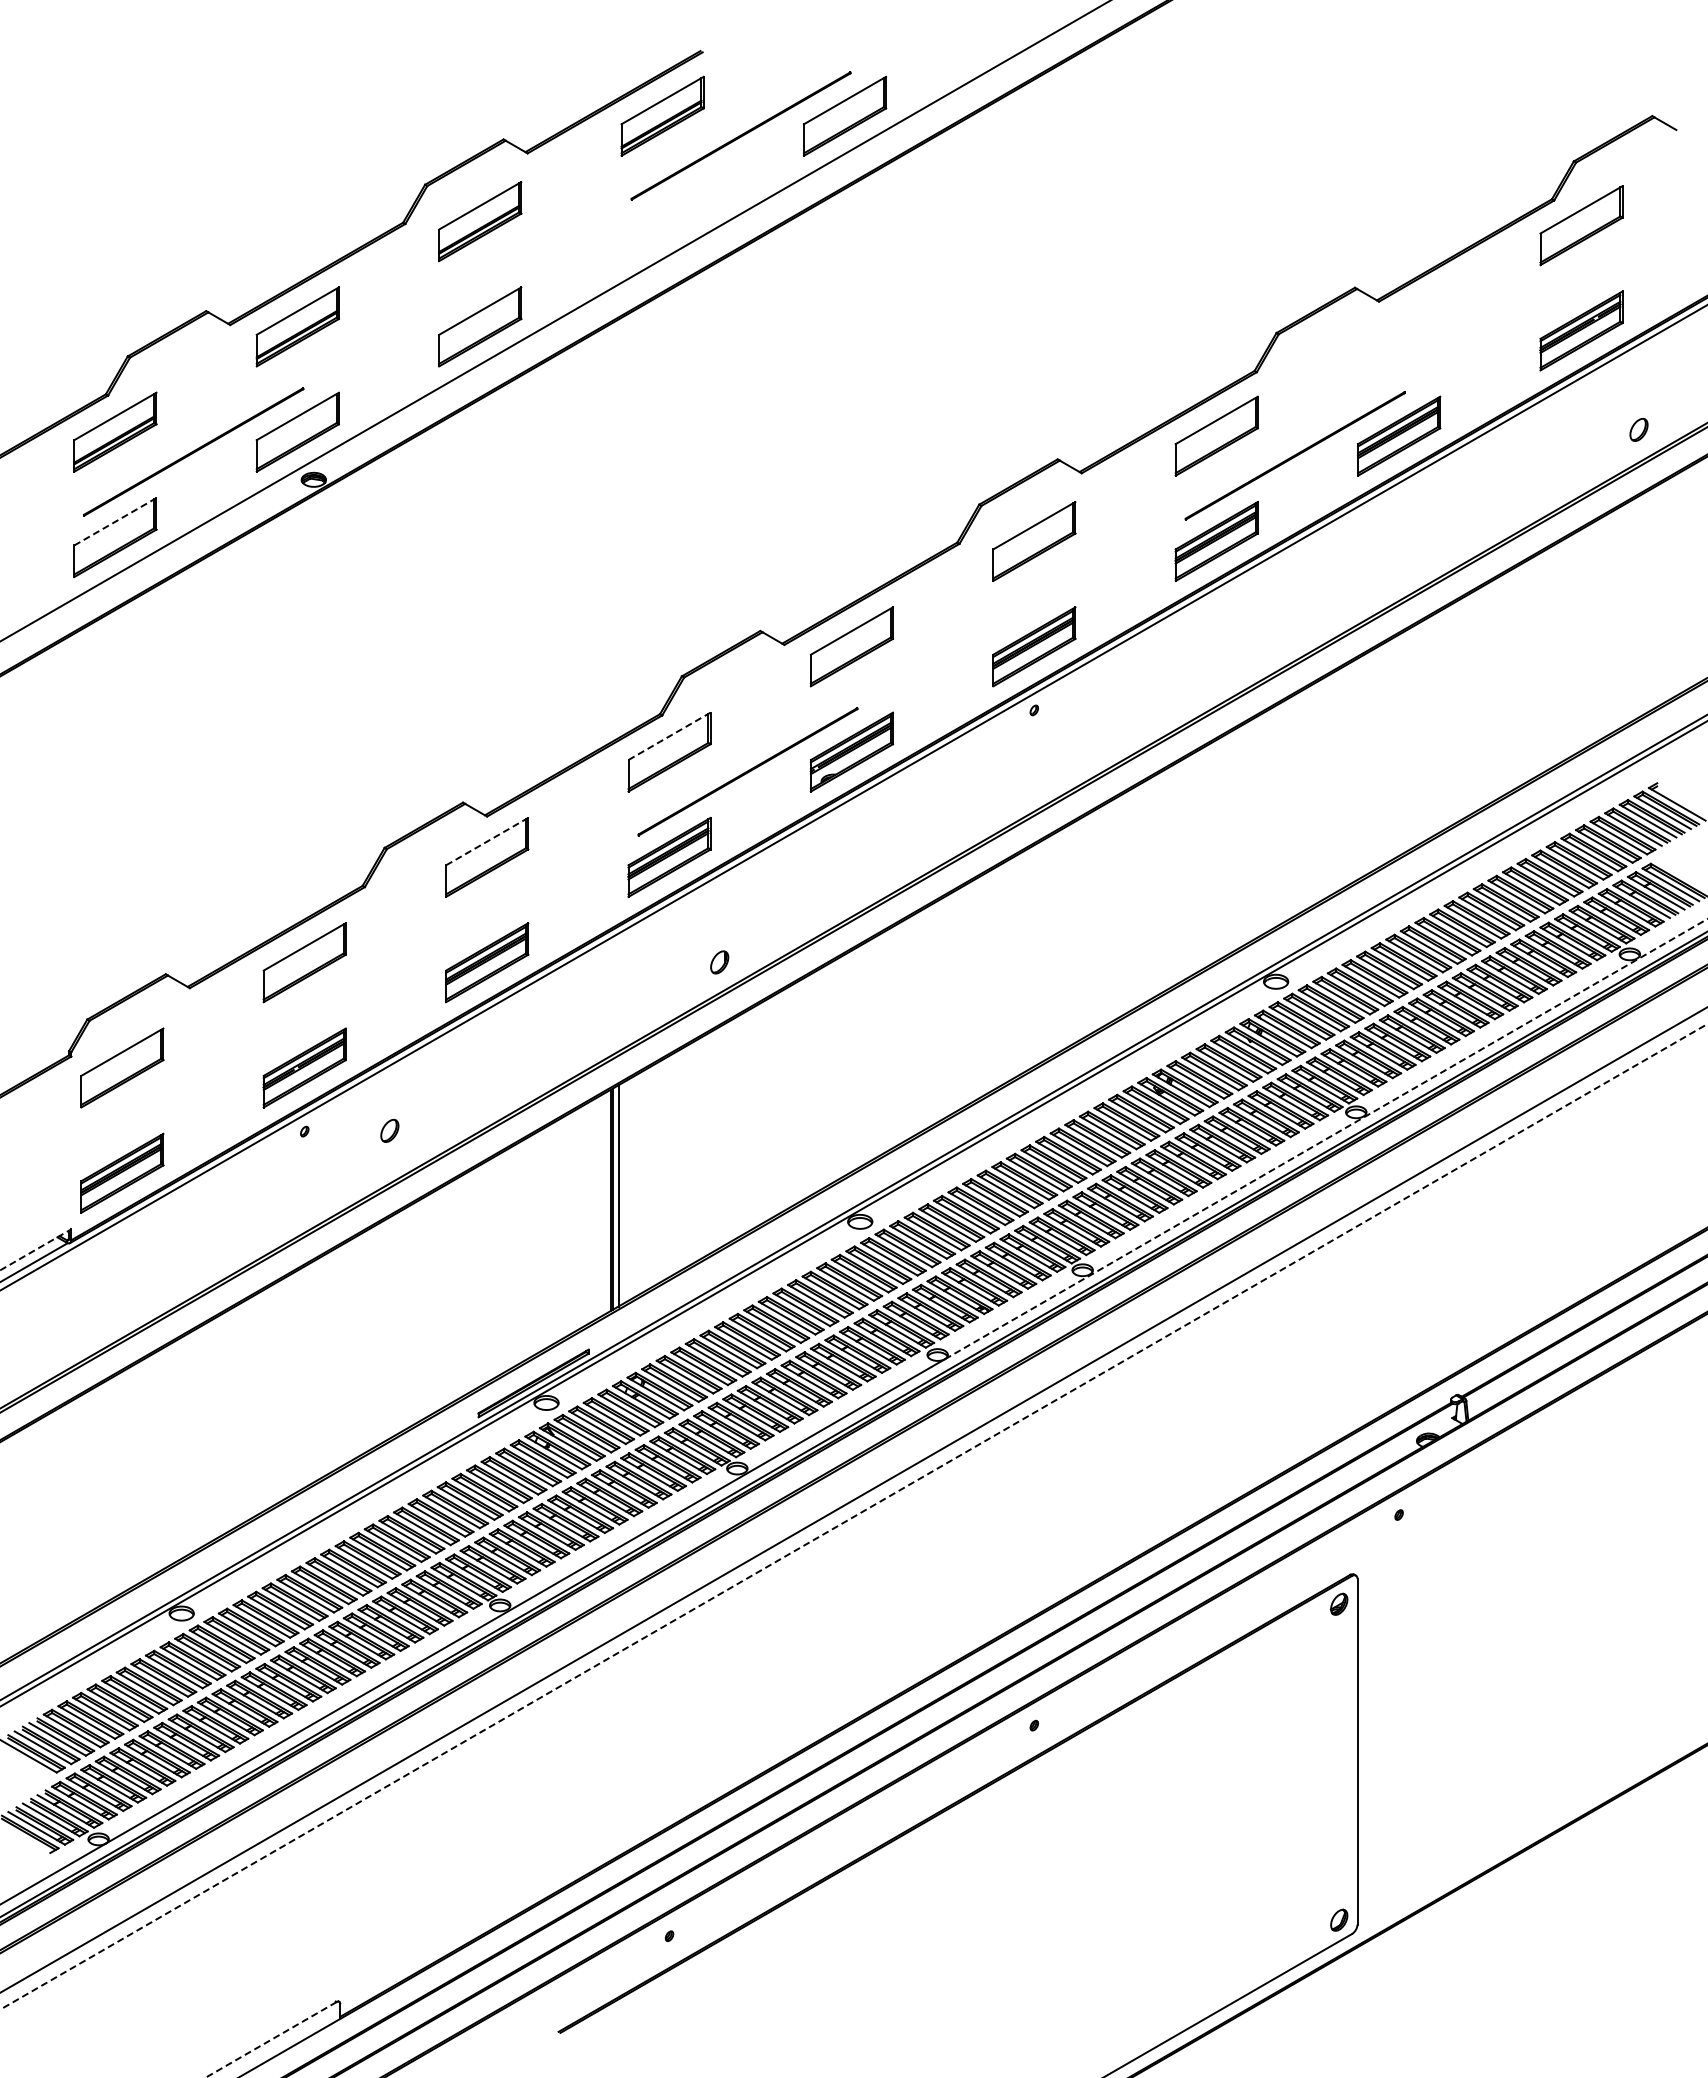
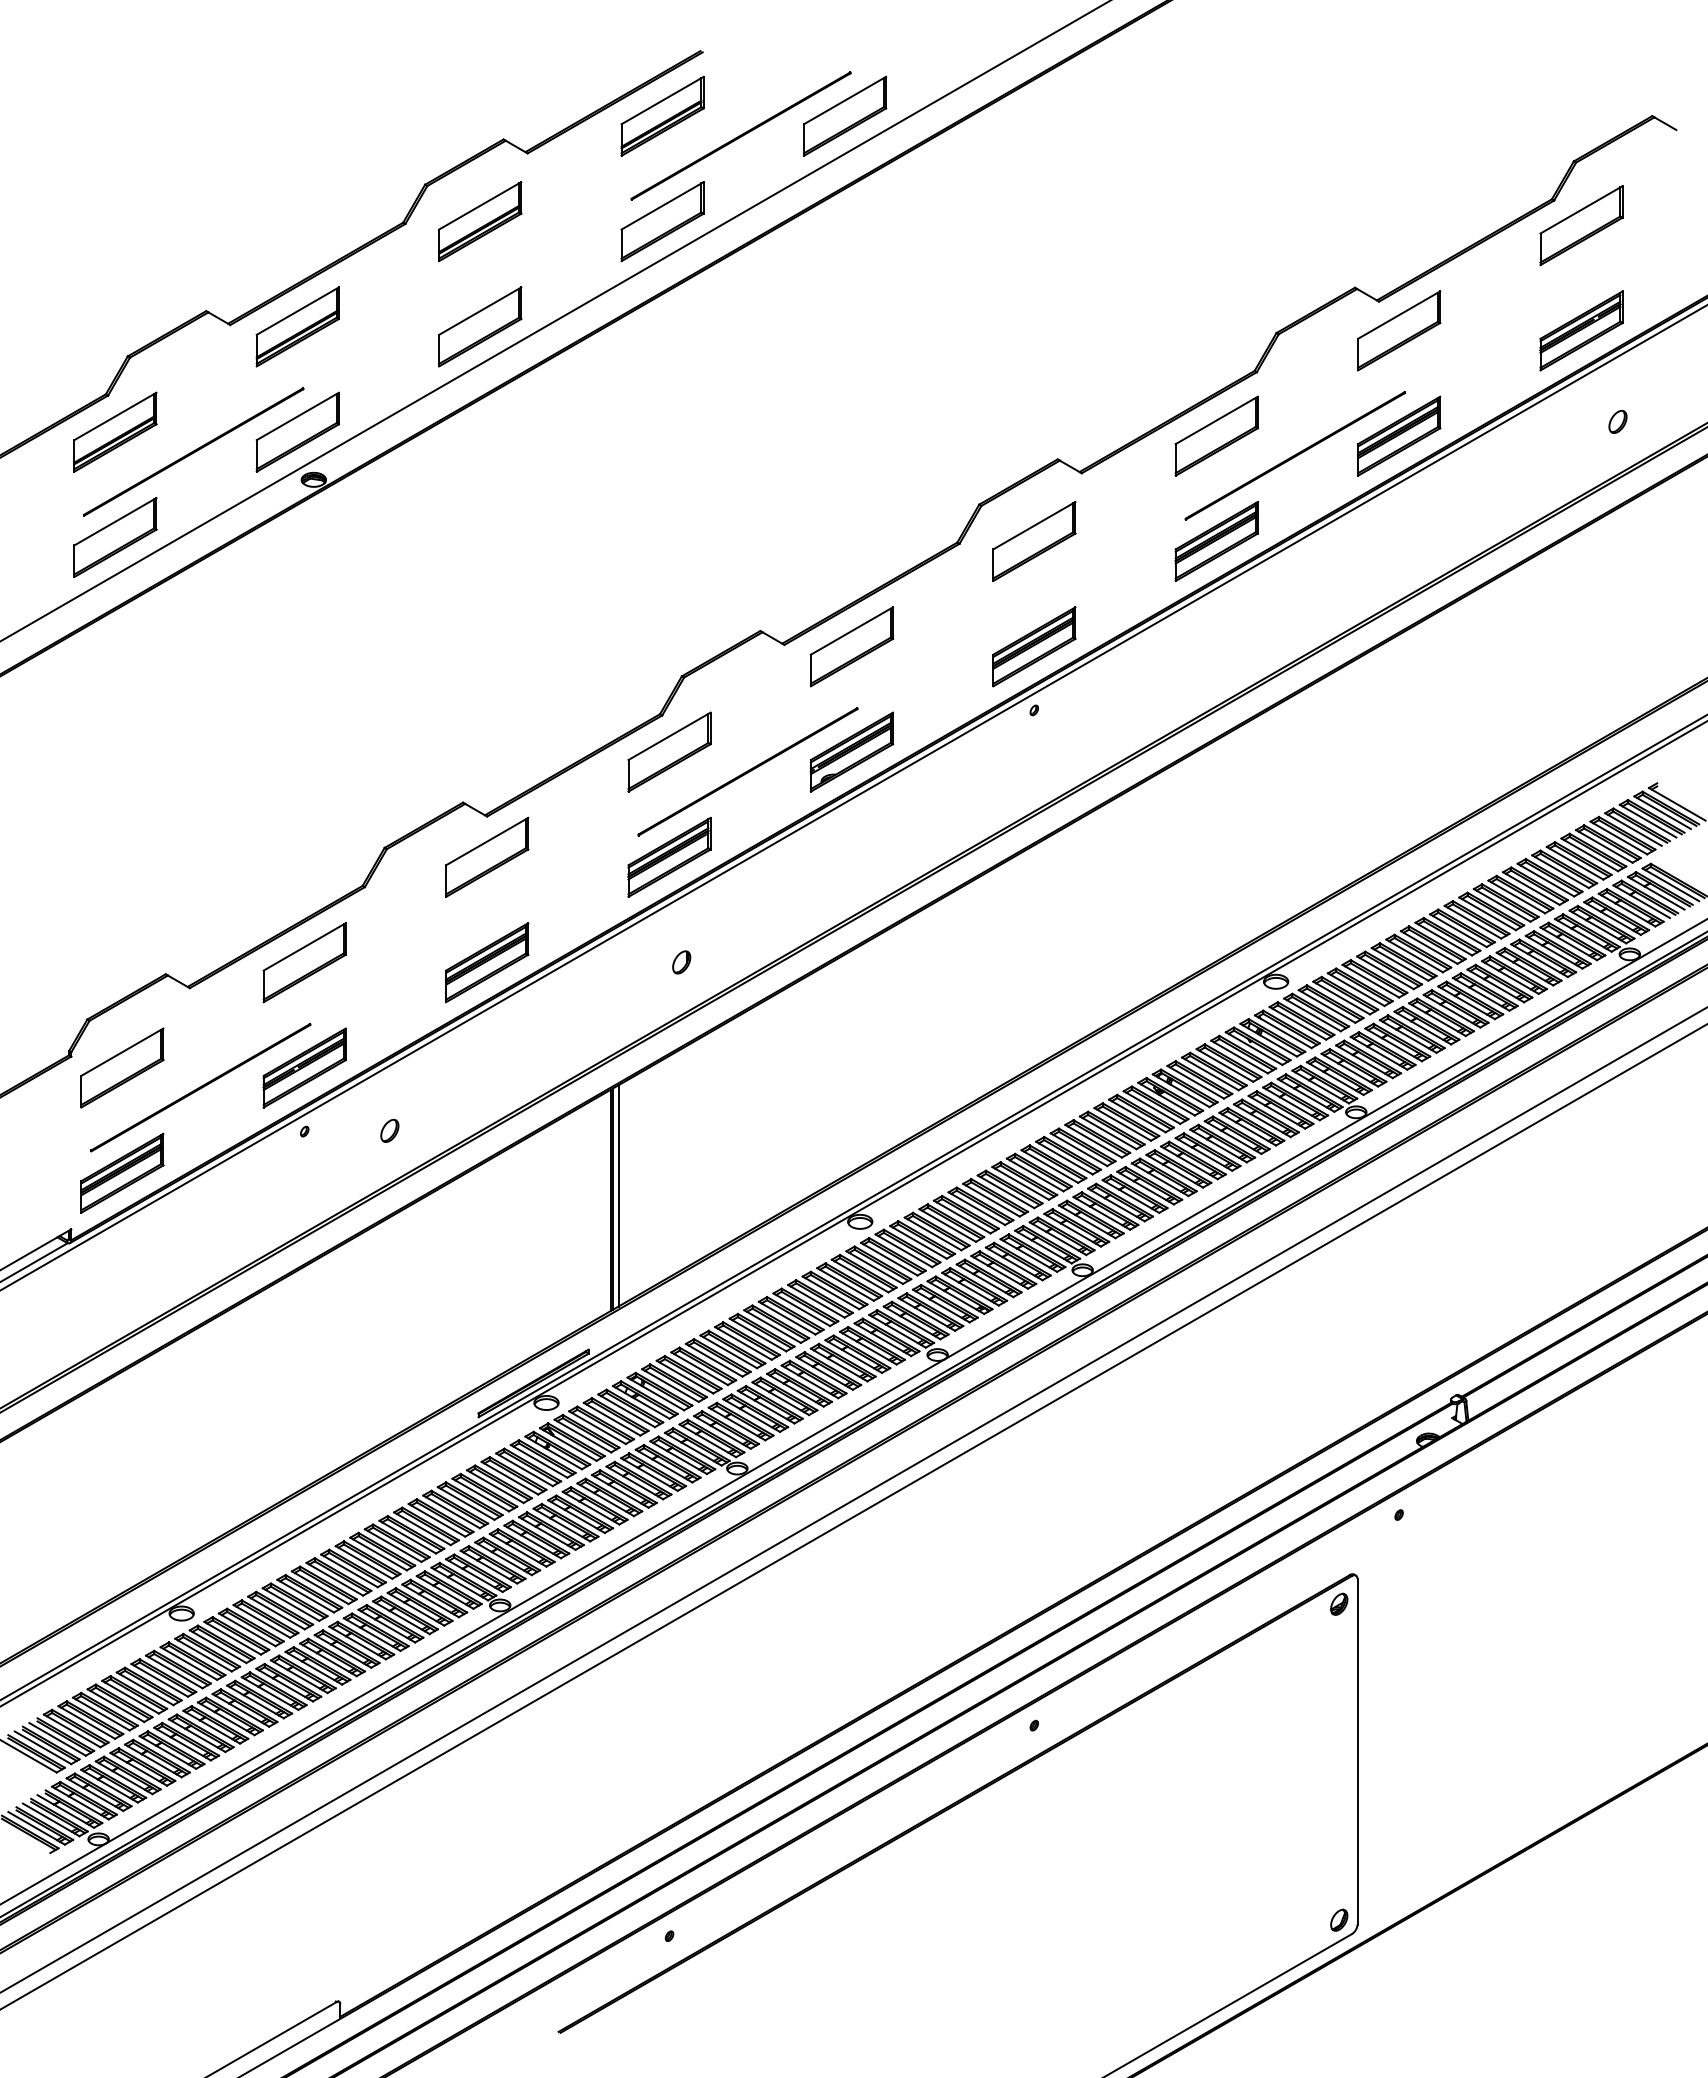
part: none -> present (662, 221)
part: none -> present (1399, 330)
part position: (1638, 429) -> (1617, 421) (1617, 421)
line: dashed -> solid (114, 522)
line: dashed -> solid (669, 736)
line: dashed -> solid (487, 841)
part position: (719, 962) -> (681, 962) (681, 962)
line: none -> present (200, 1087)
line: dashed -> solid (1326, 1138)
line: dashed -> solid (35, 1249)
line: dashed -> solid (854, 1516)
line: dashed -> solid (271, 2039)
